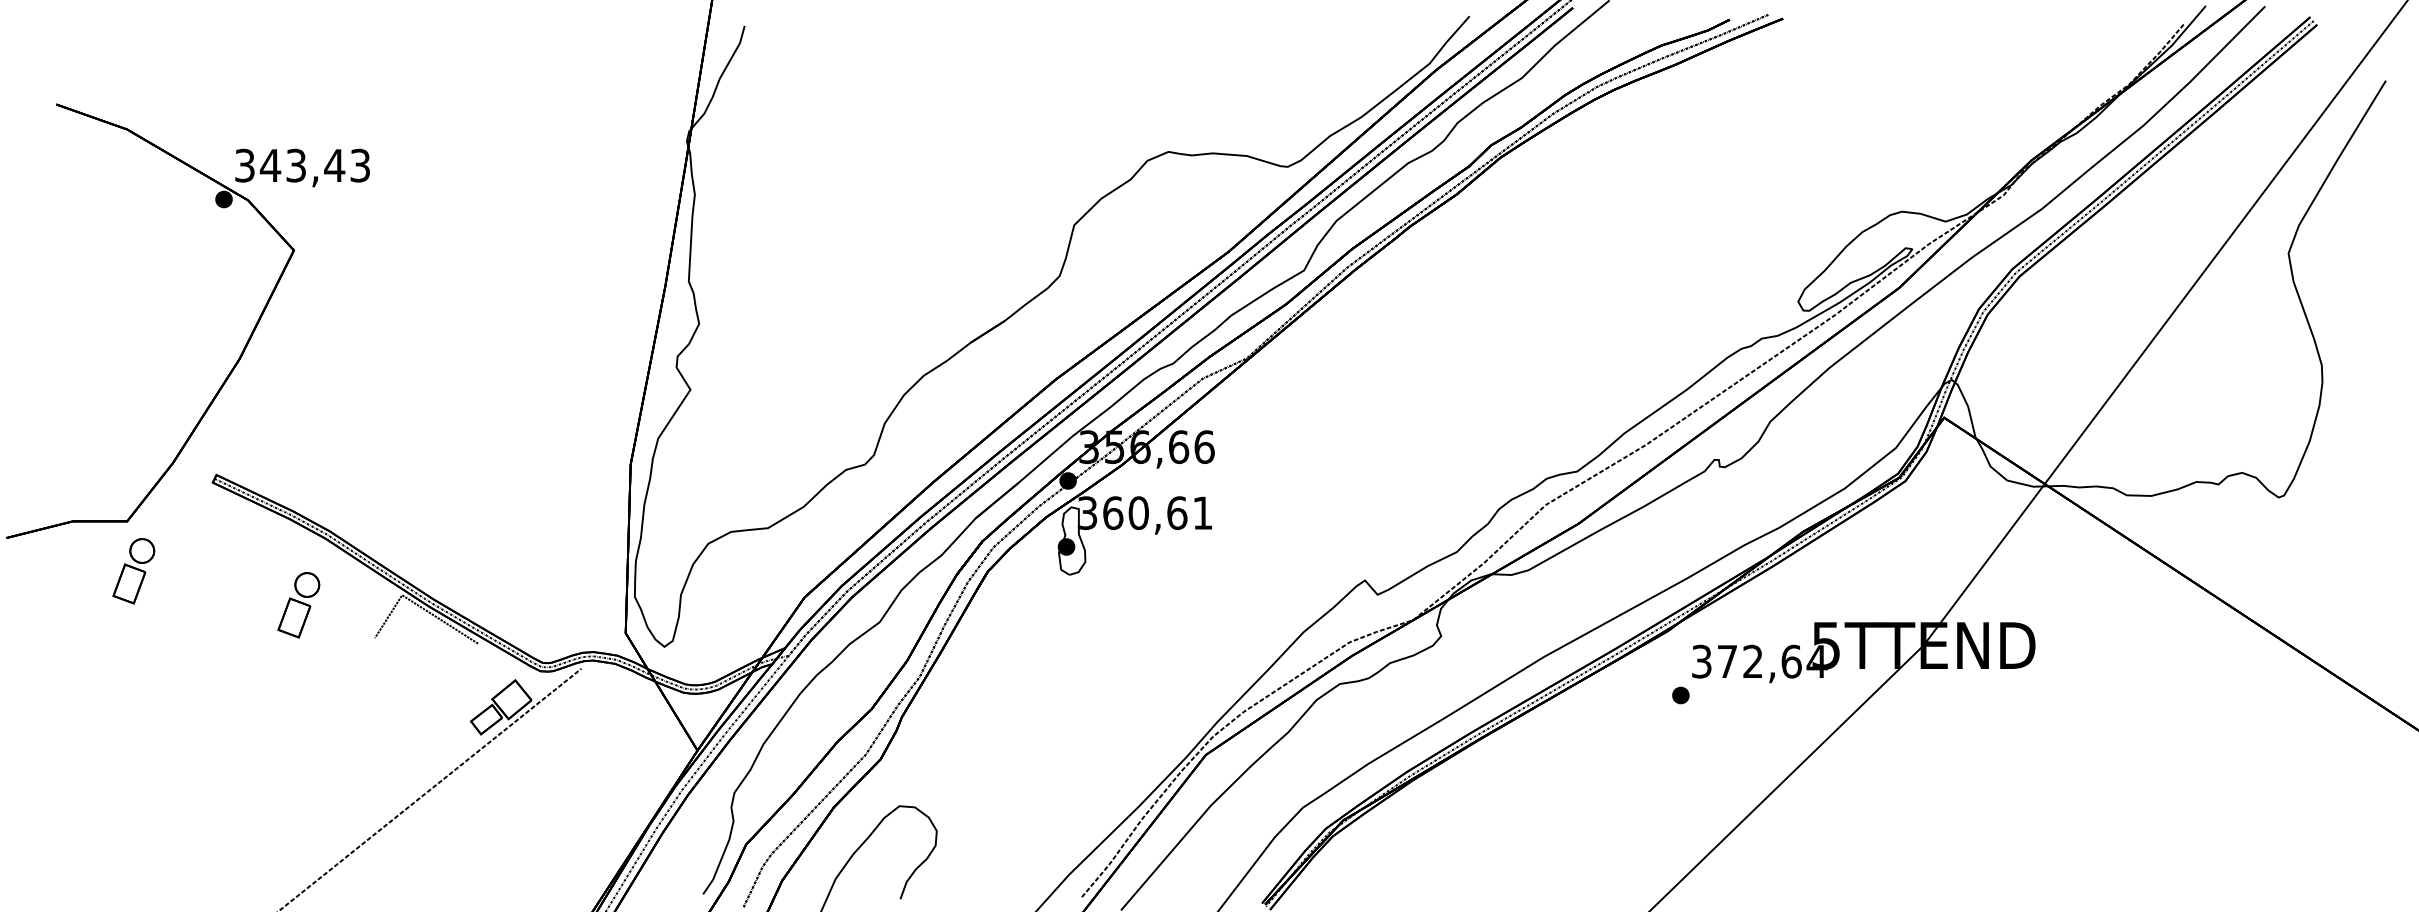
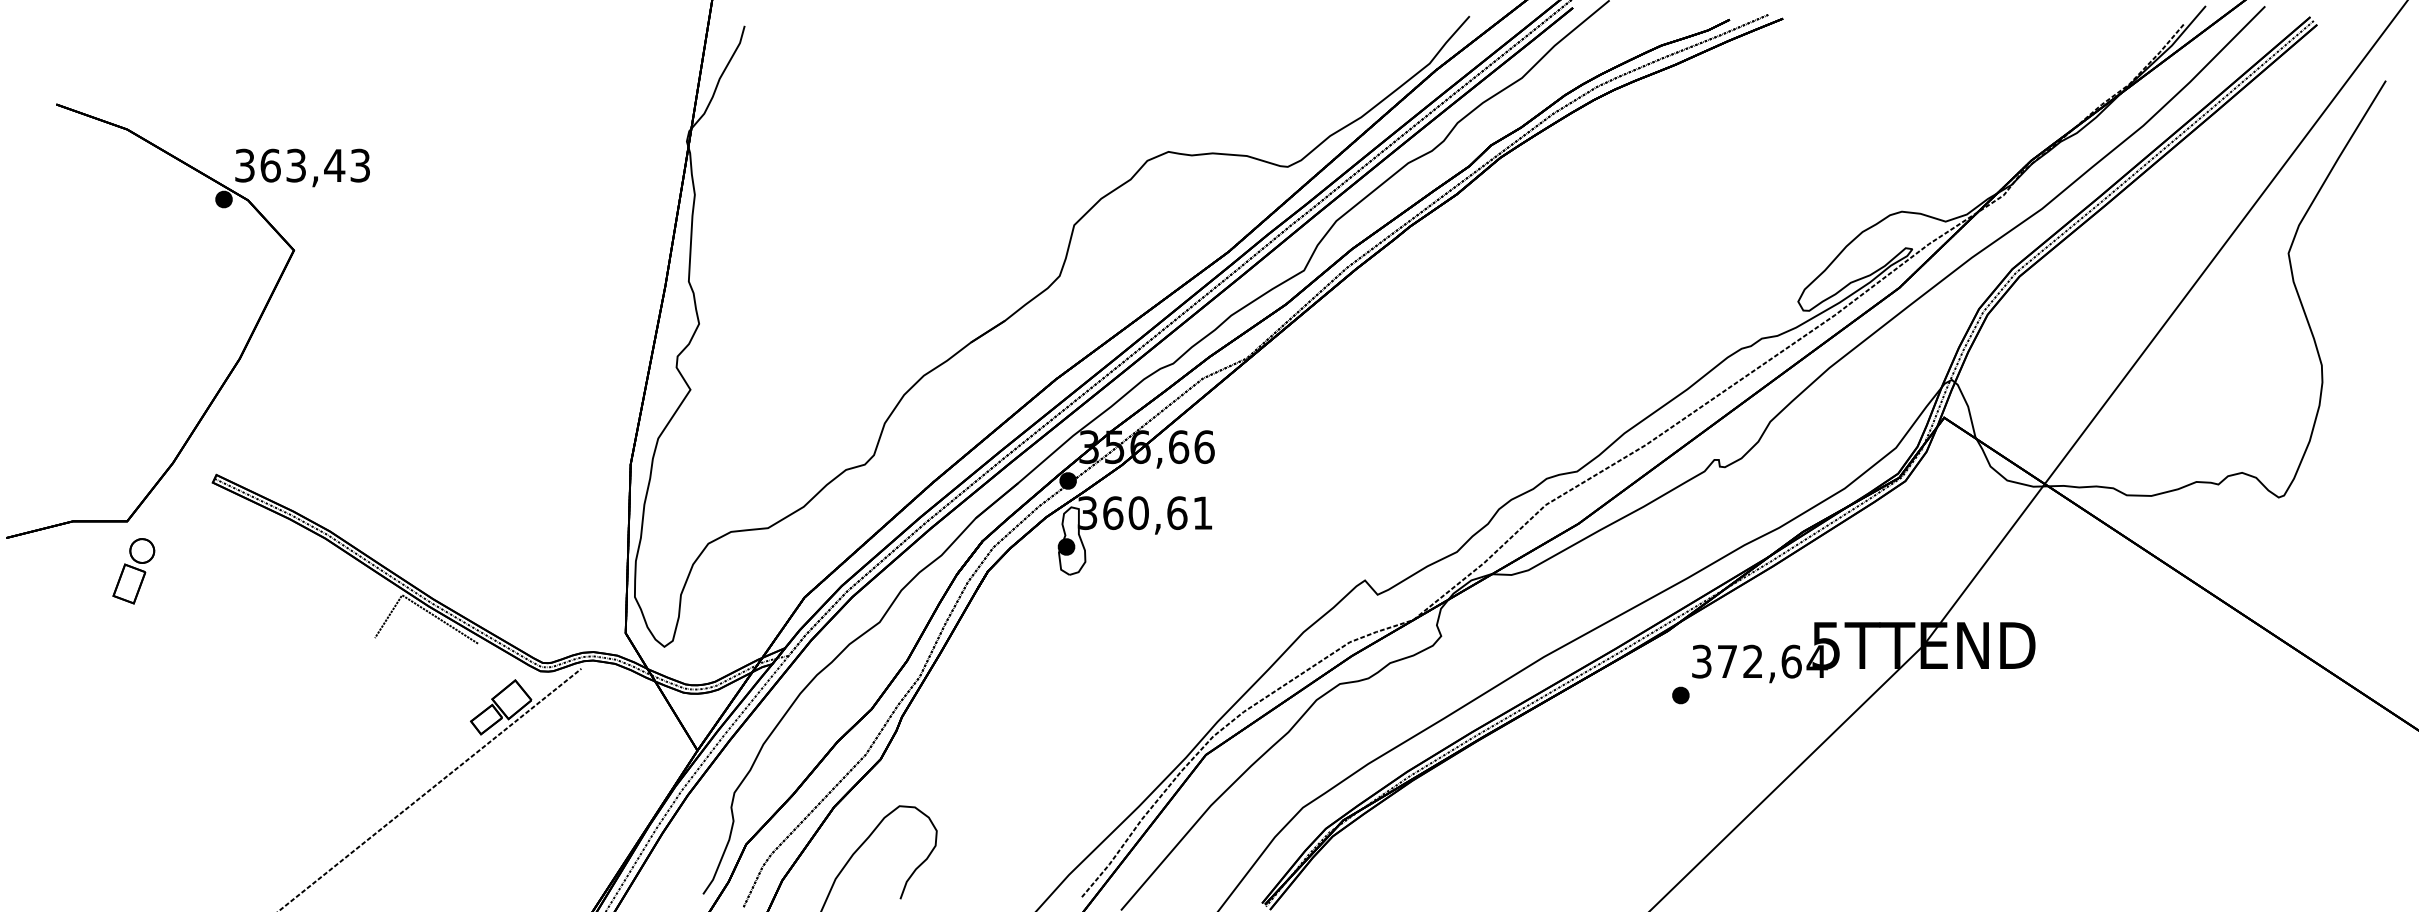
text: 343,43 -> 363,43 (270, 165)
part: present -> none (298, 605)
